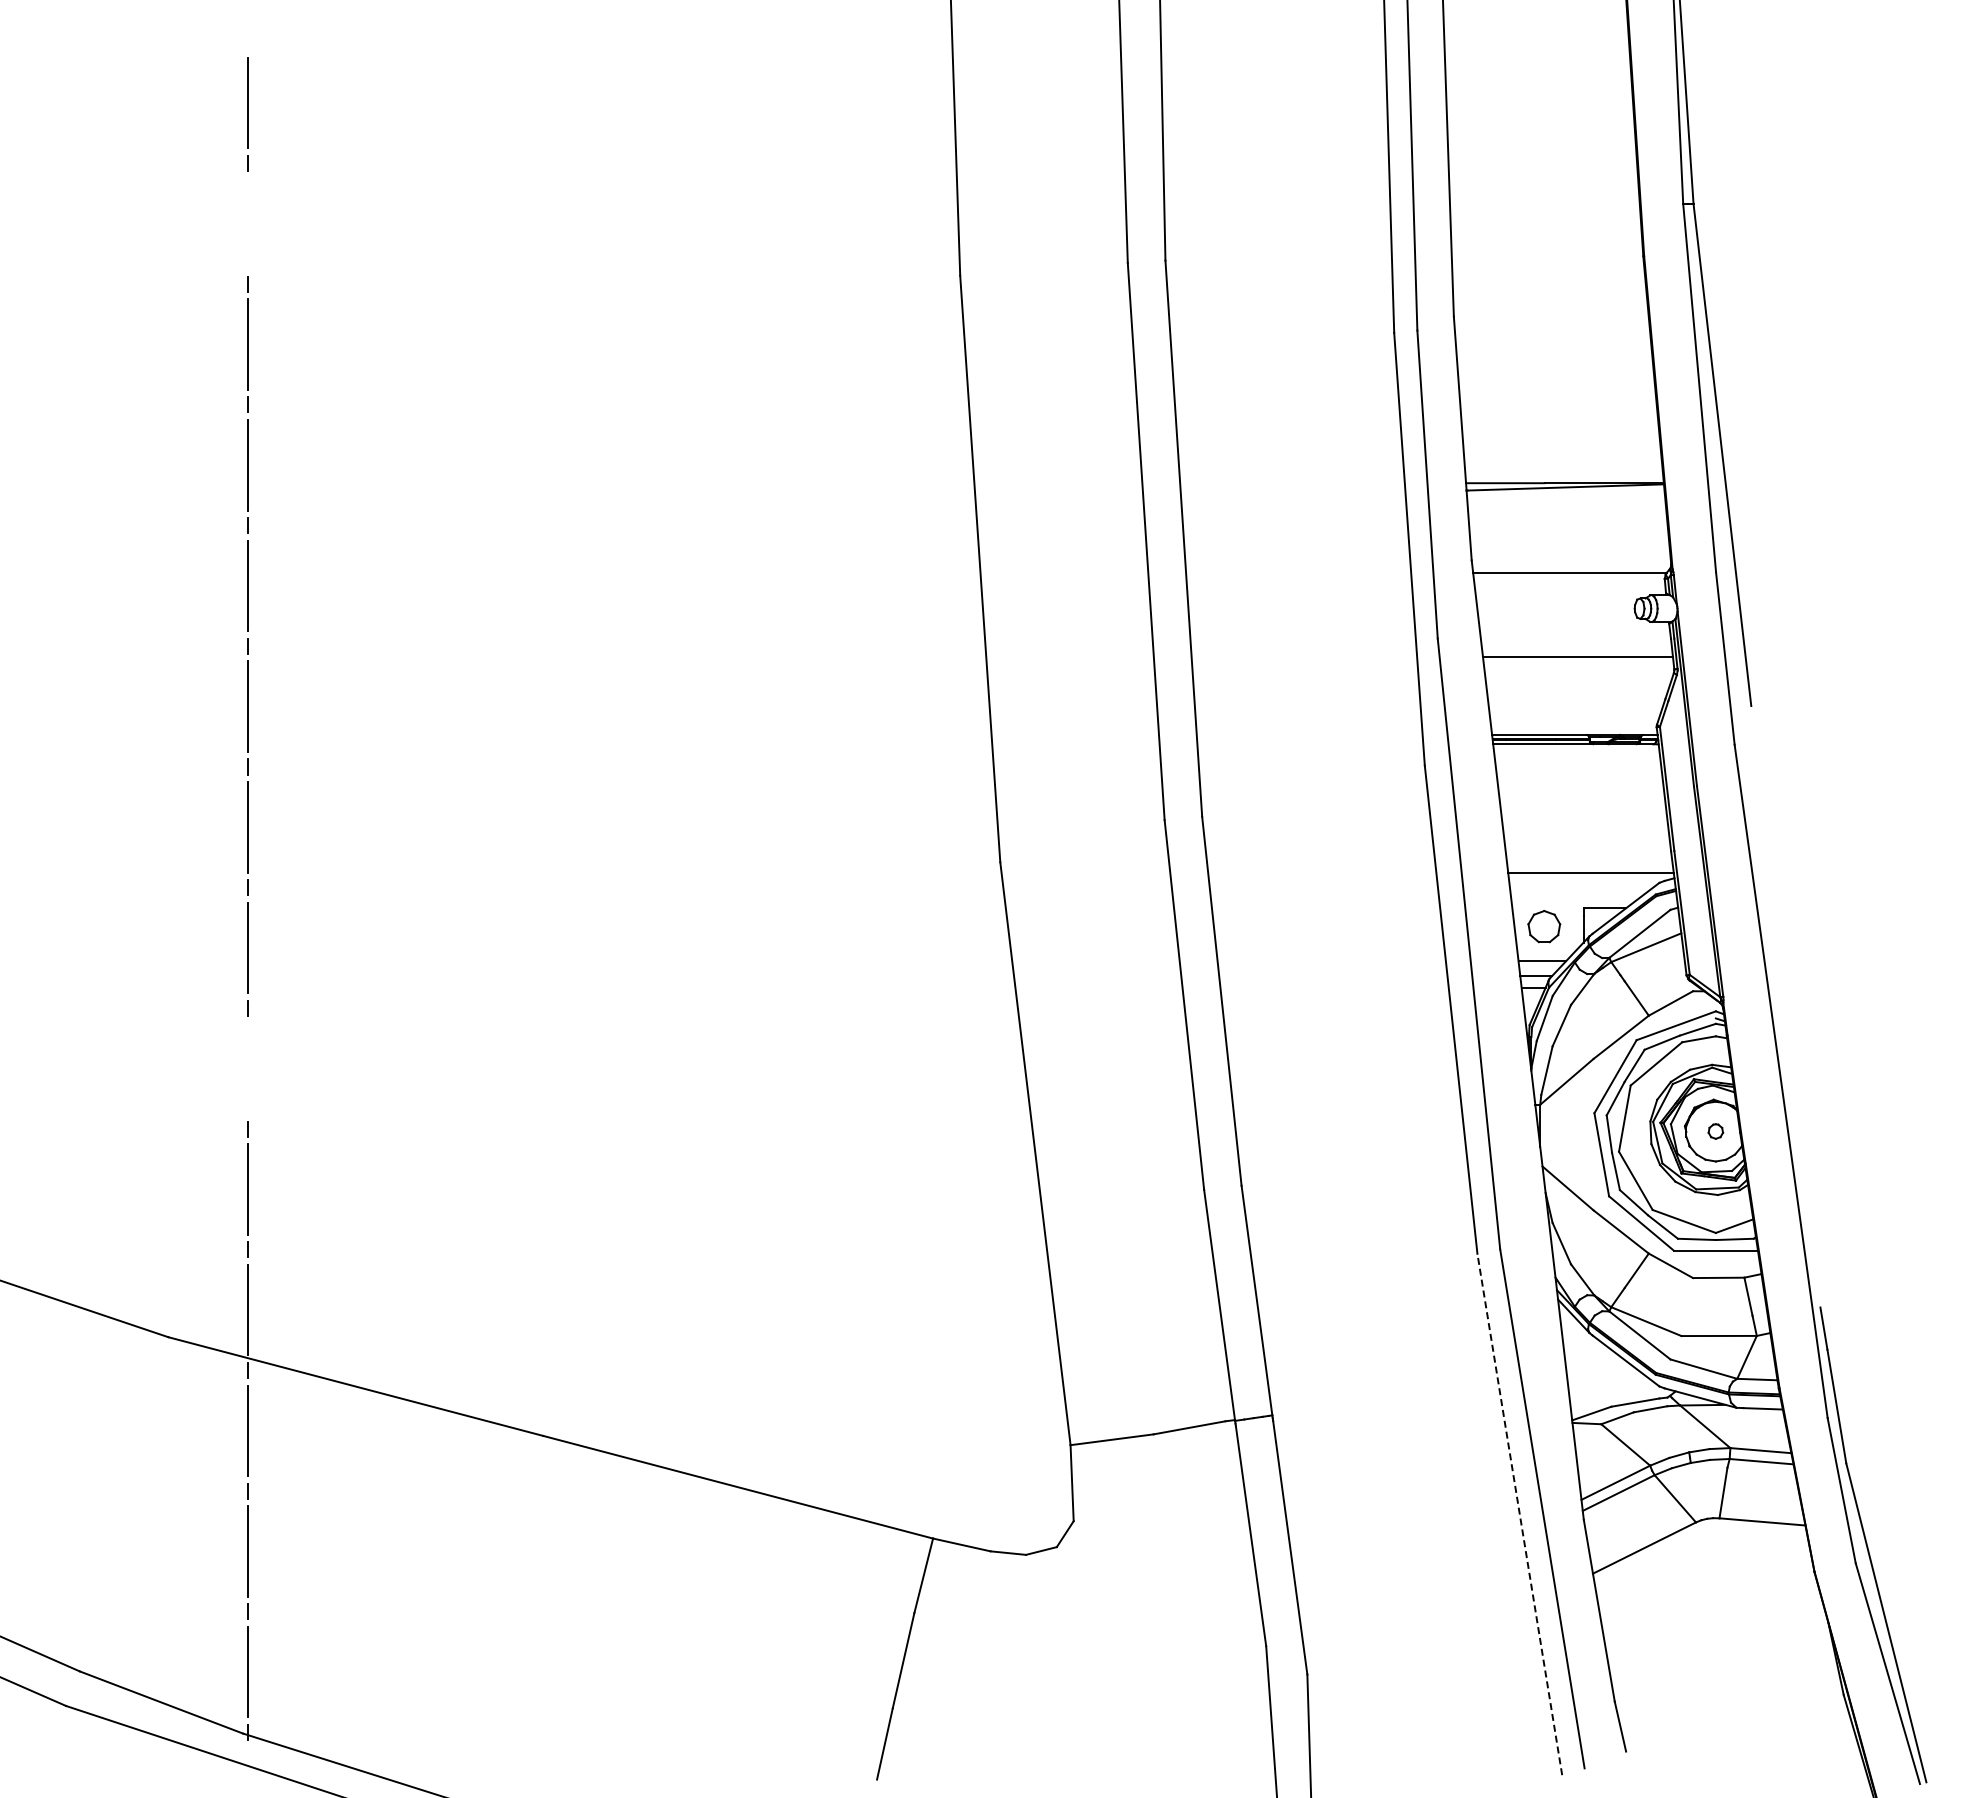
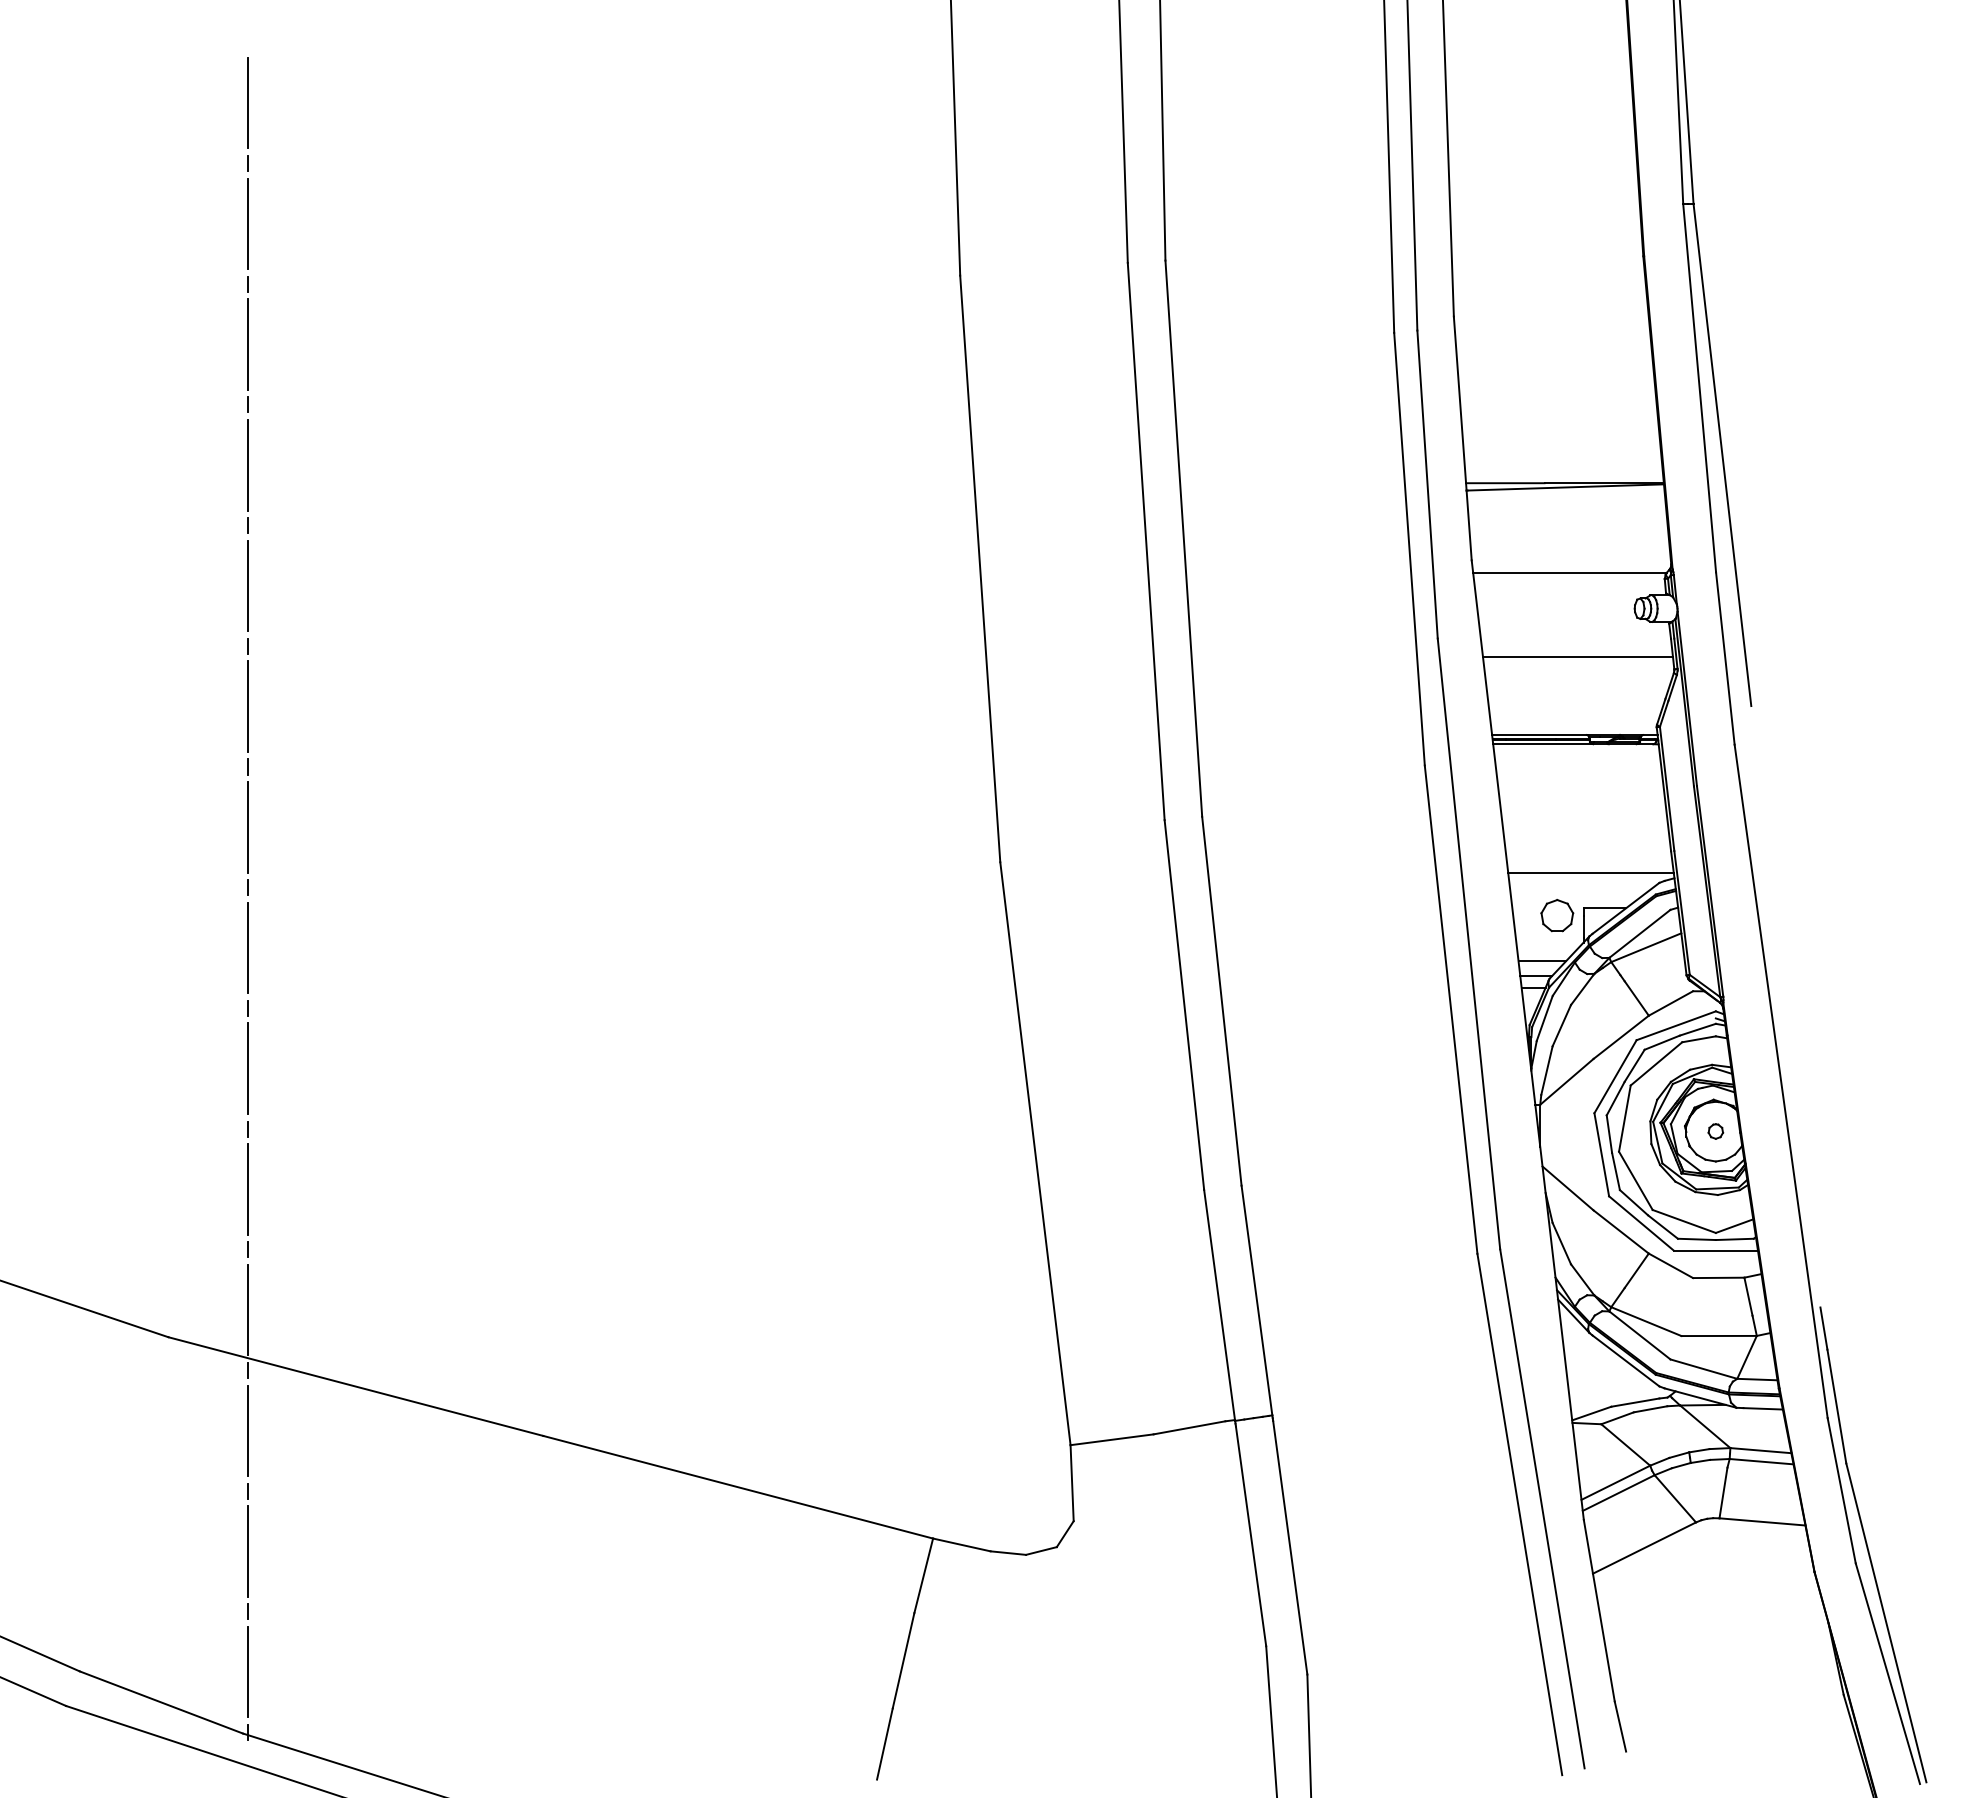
line: none -> present (247, 223)
part position: (1544, 926) -> (1557, 915) (1557, 915)
line: none -> present (247, 1068)
line: dashed -> solid (1519, 1514)
